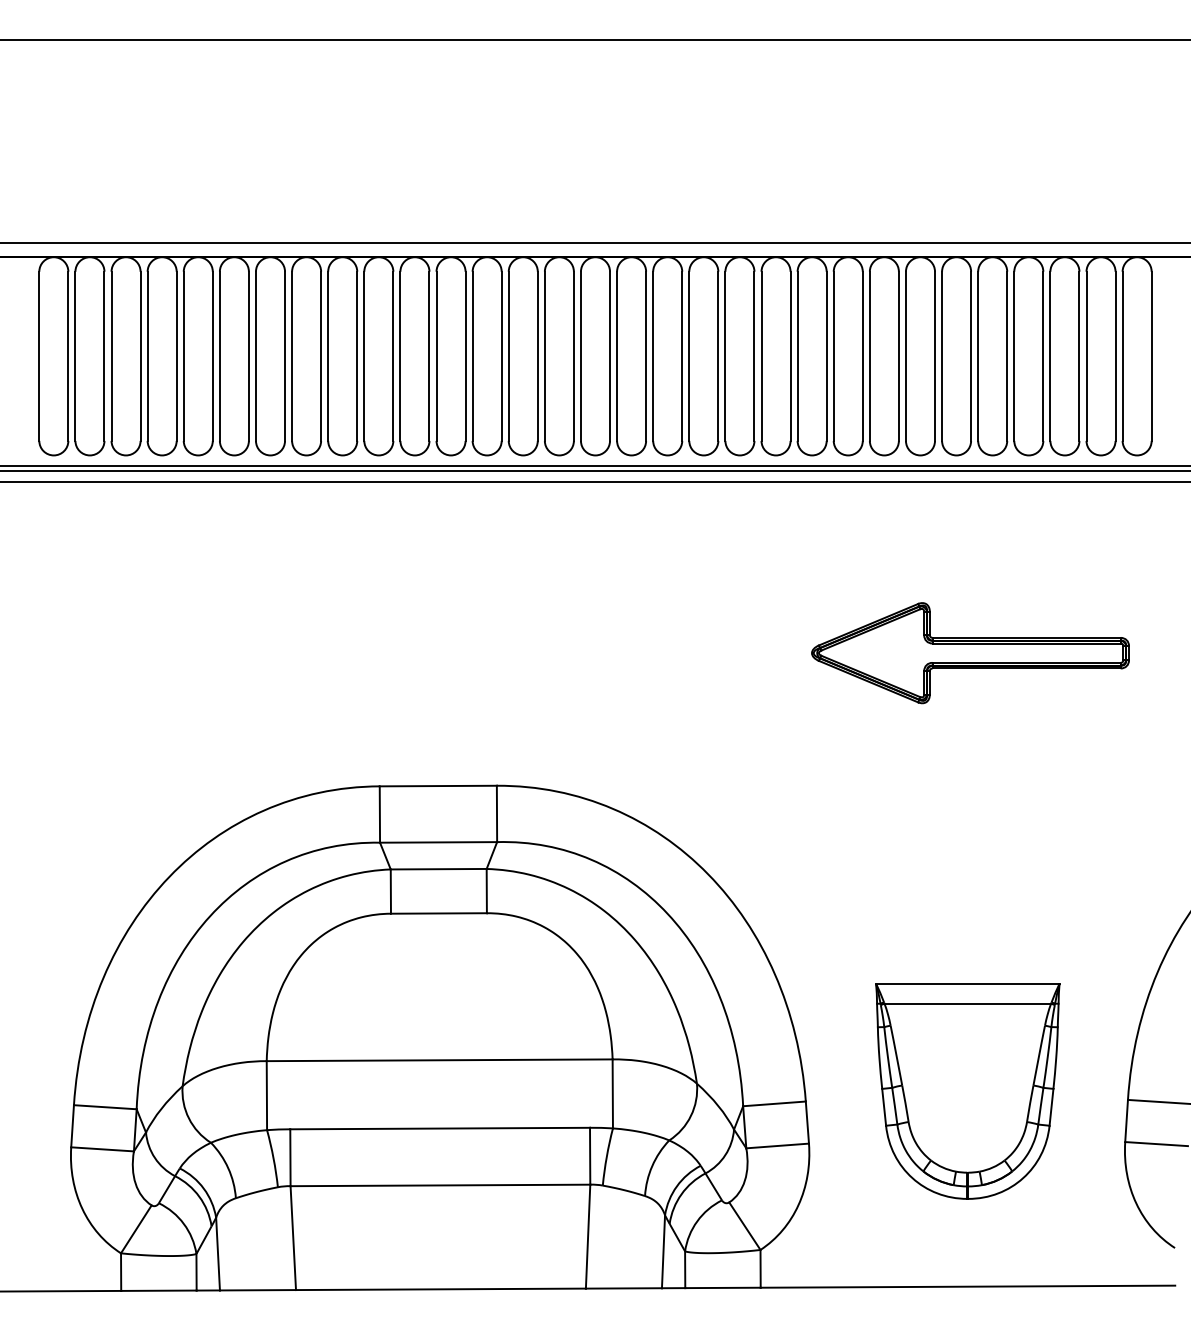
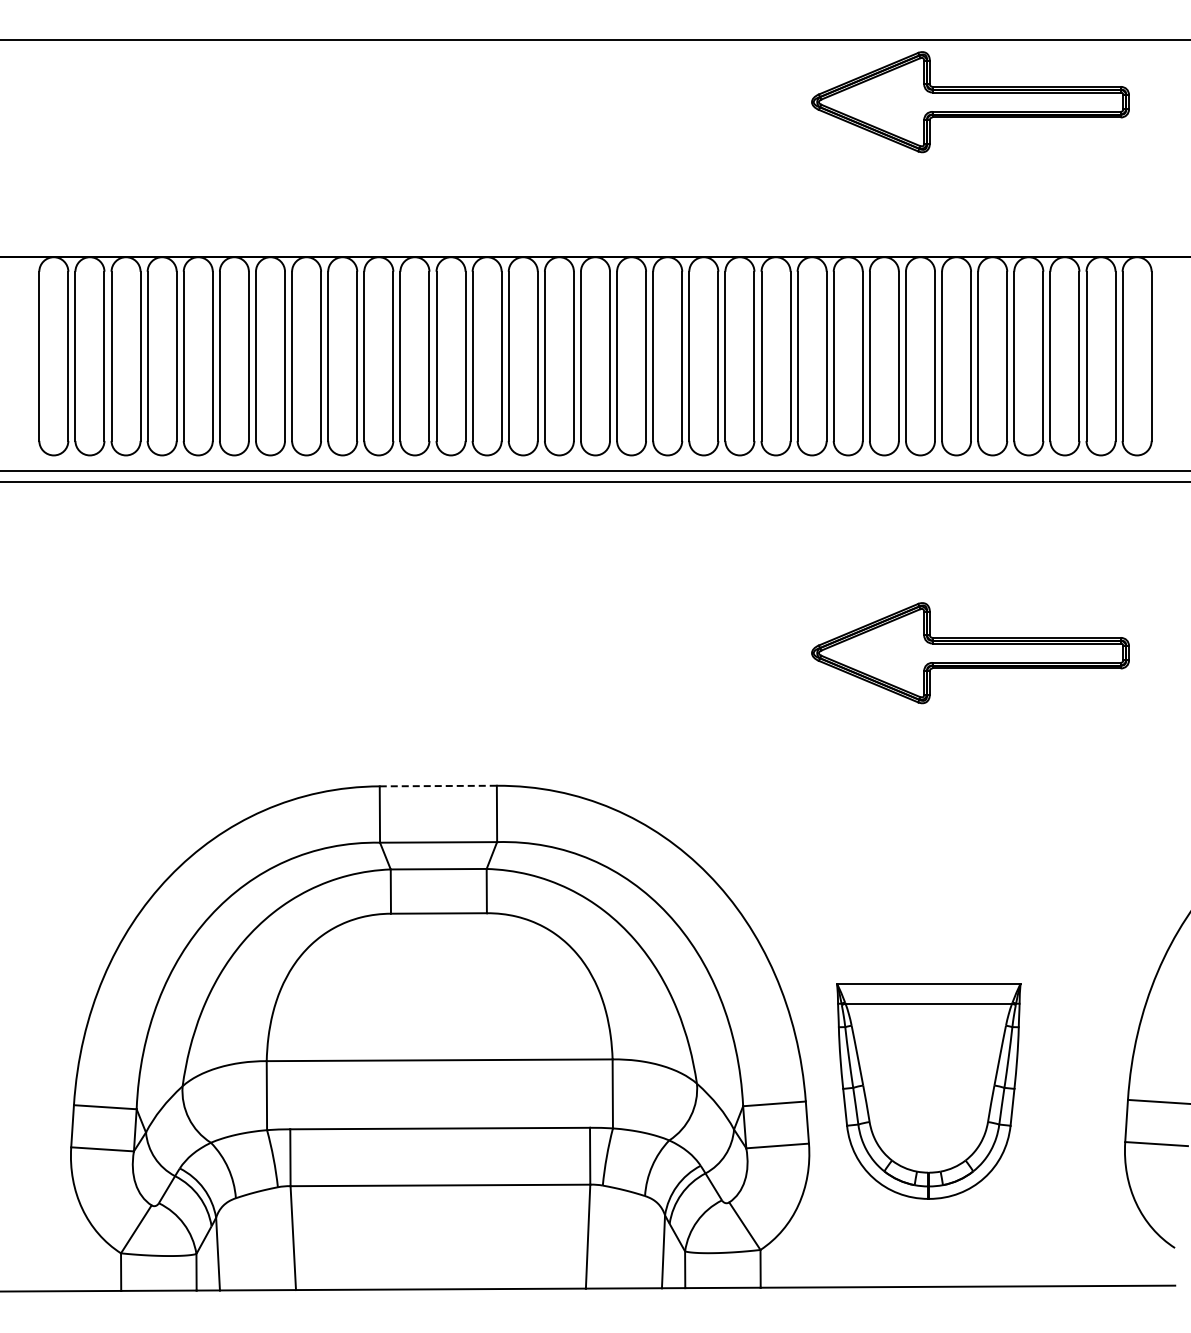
part: none -> present (970, 102)
line: present -> none (594, 243)
line: present -> none (594, 466)
line: solid -> dashed (438, 786)
part position: (967, 1091) -> (928, 1091) (928, 1091)
